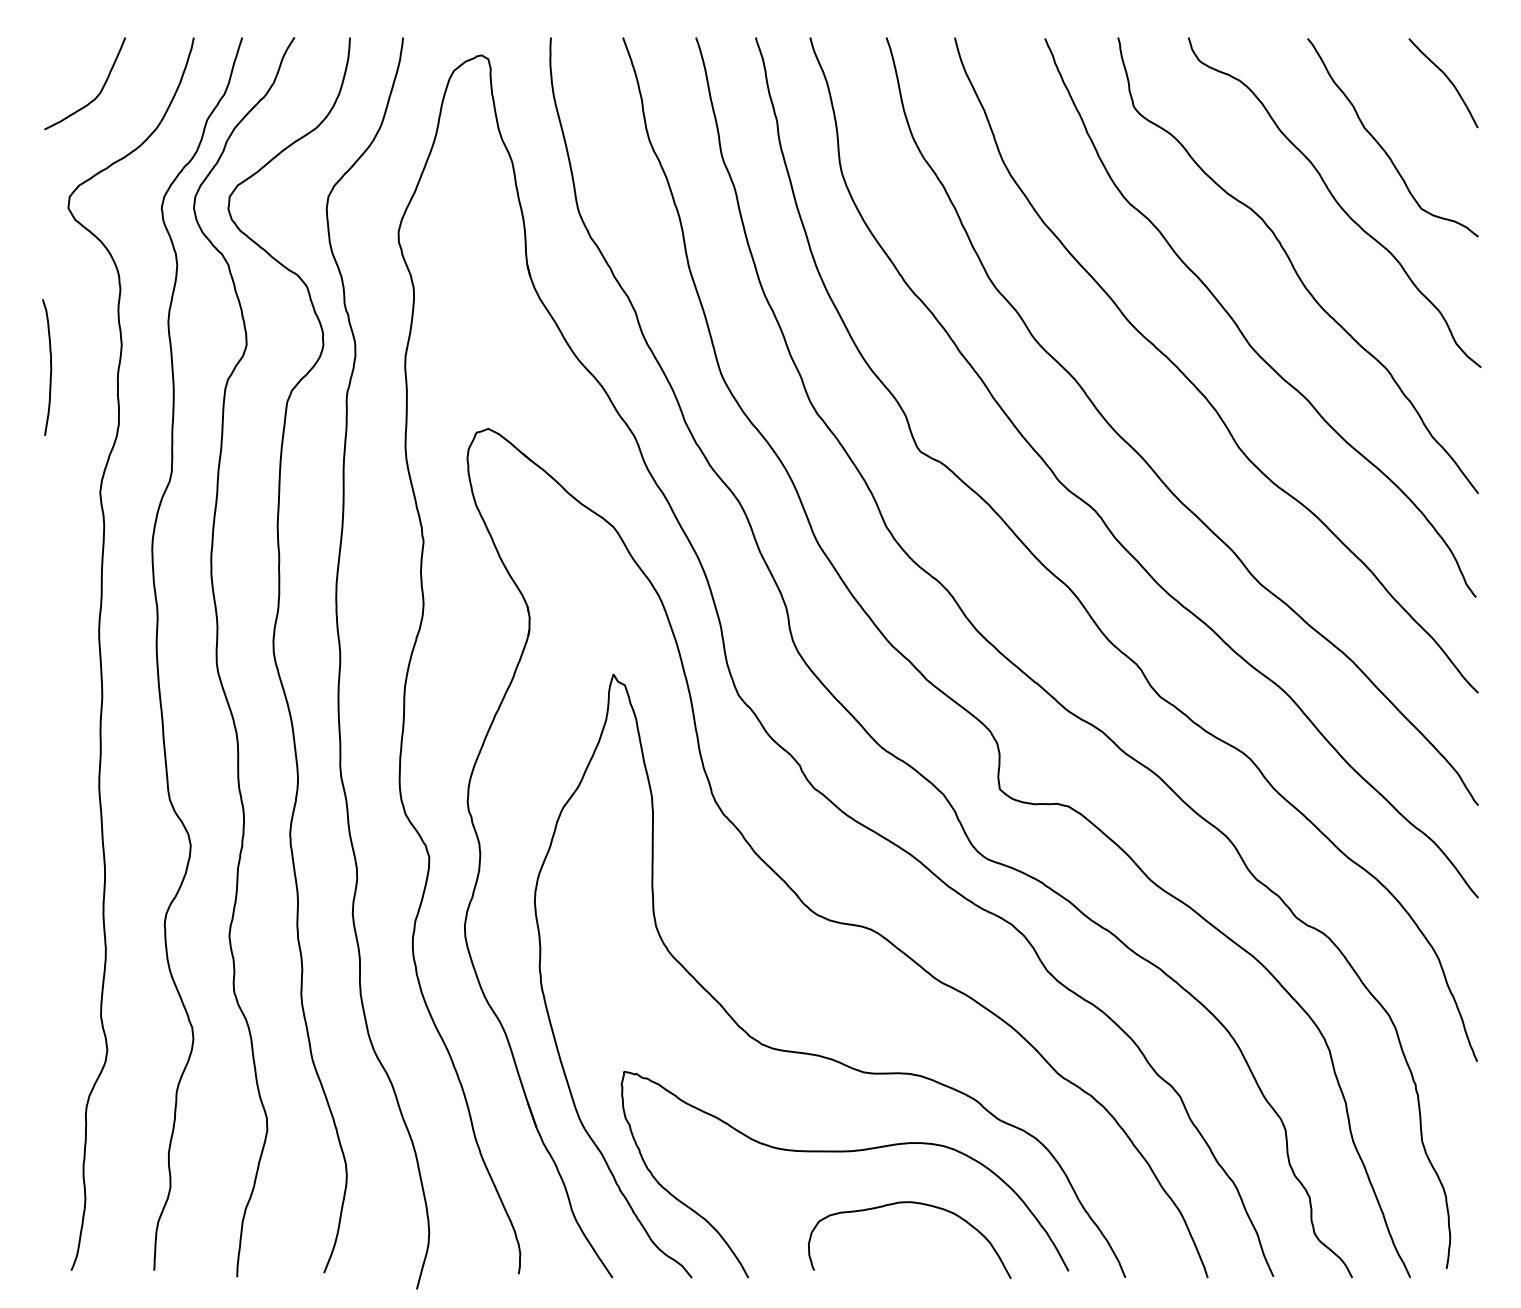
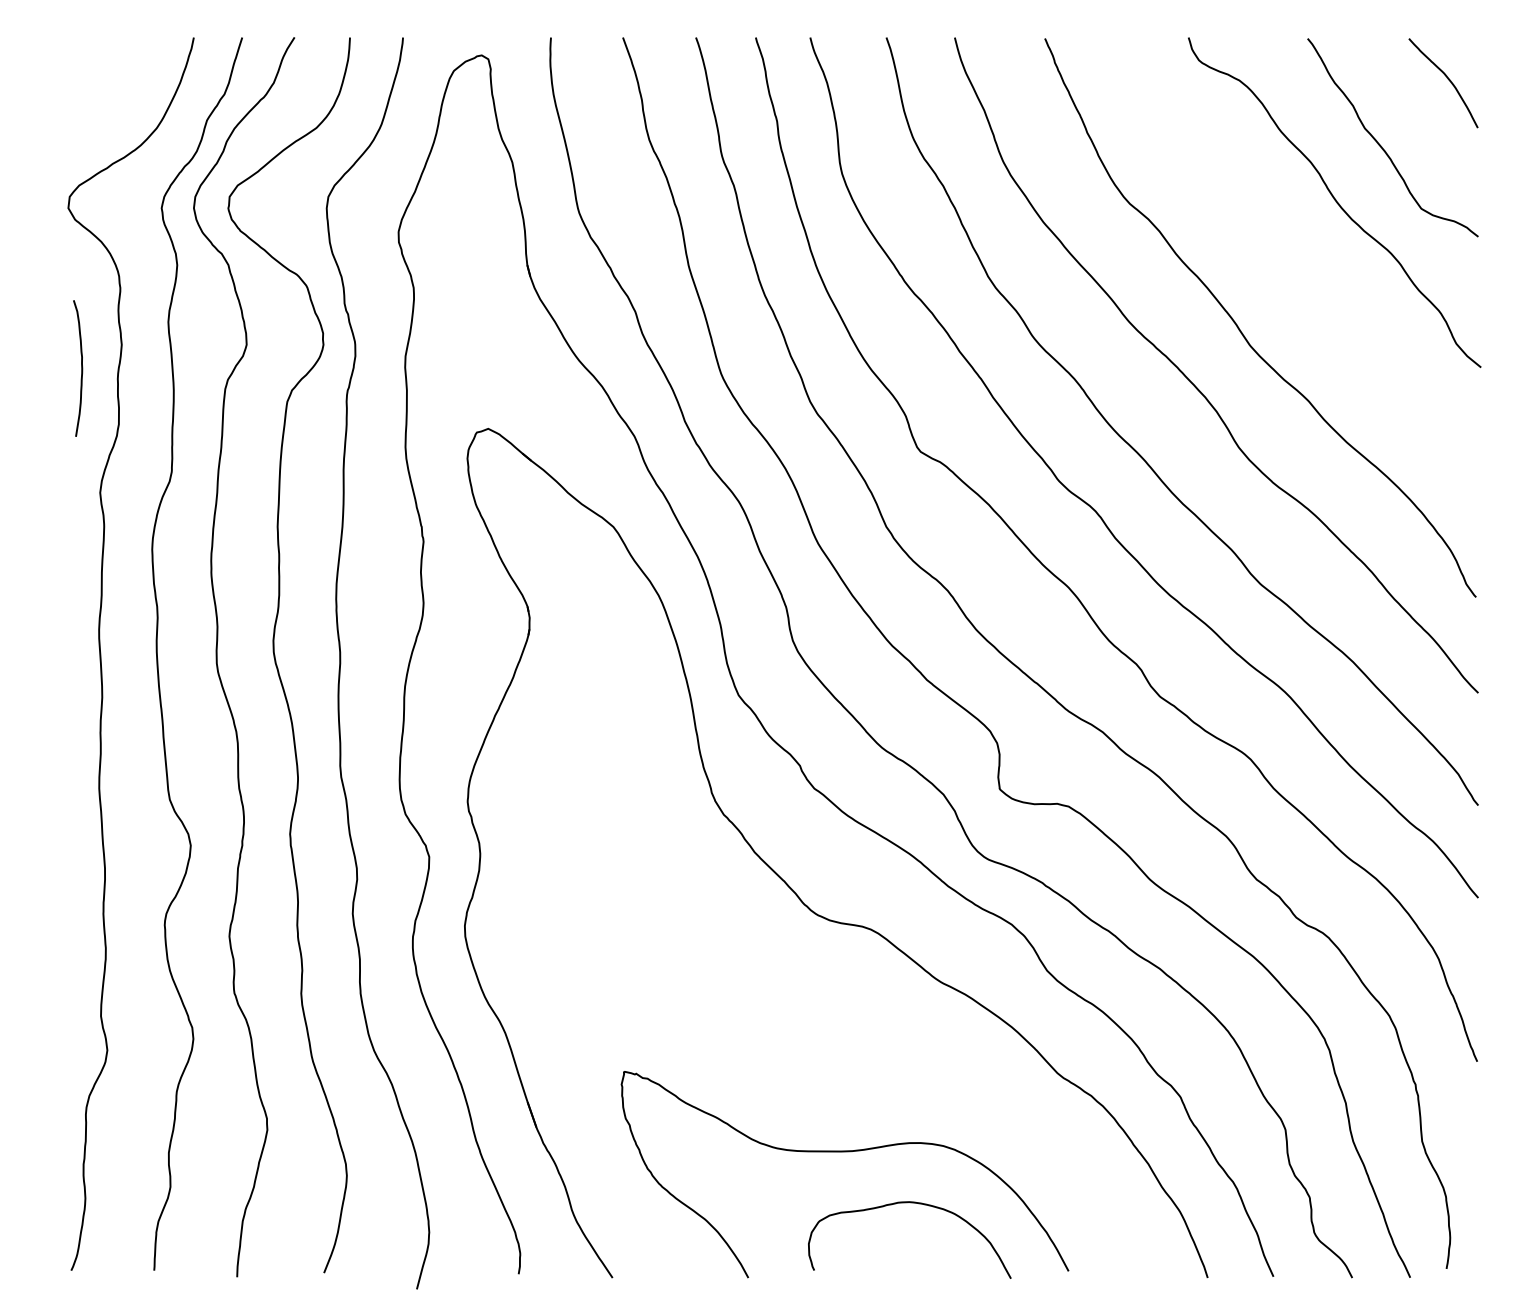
curve: present -> none (97, 94)
curve: present -> none (1294, 266)
curve position: (50, 367) -> (81, 368) (81, 368)
curve: present -> none (813, 1053)
